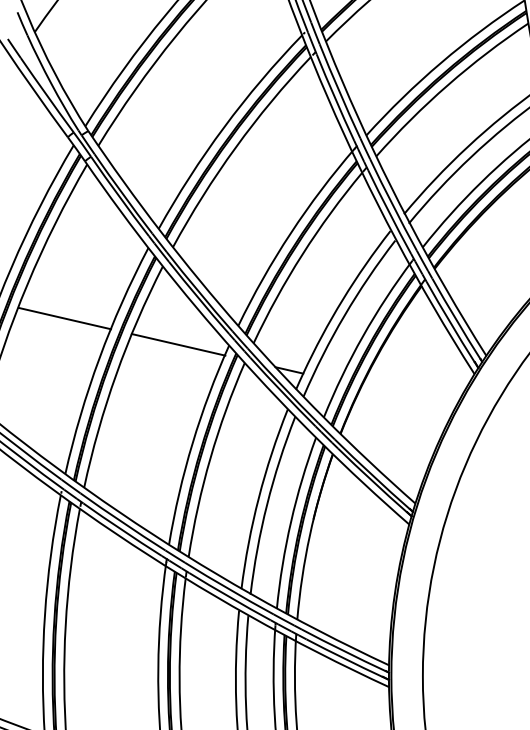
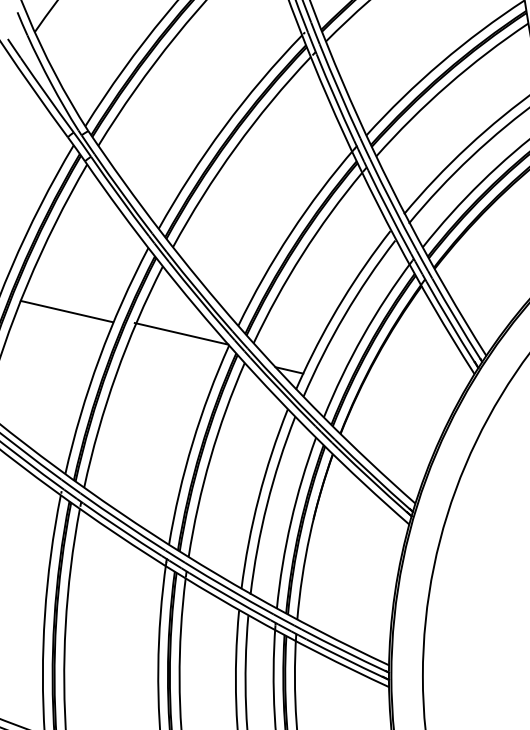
line position: (64, 318) -> (66, 311) (66, 311)
line position: (178, 344) -> (181, 333) (181, 333)
